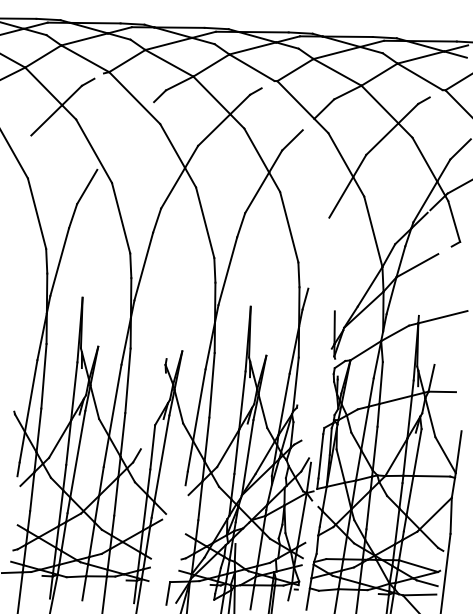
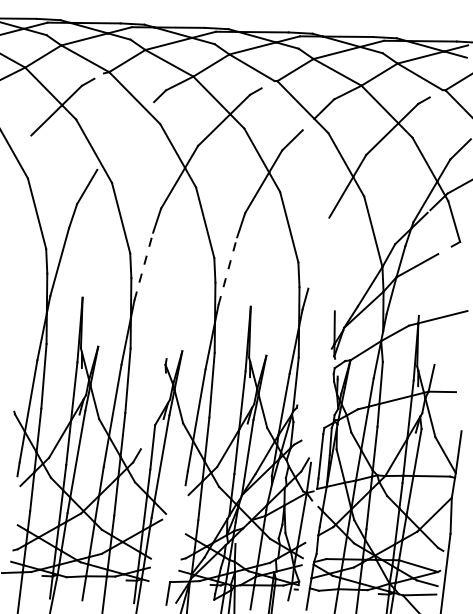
line: solid -> dashed (143, 266)
line: solid -> dashed (227, 270)
